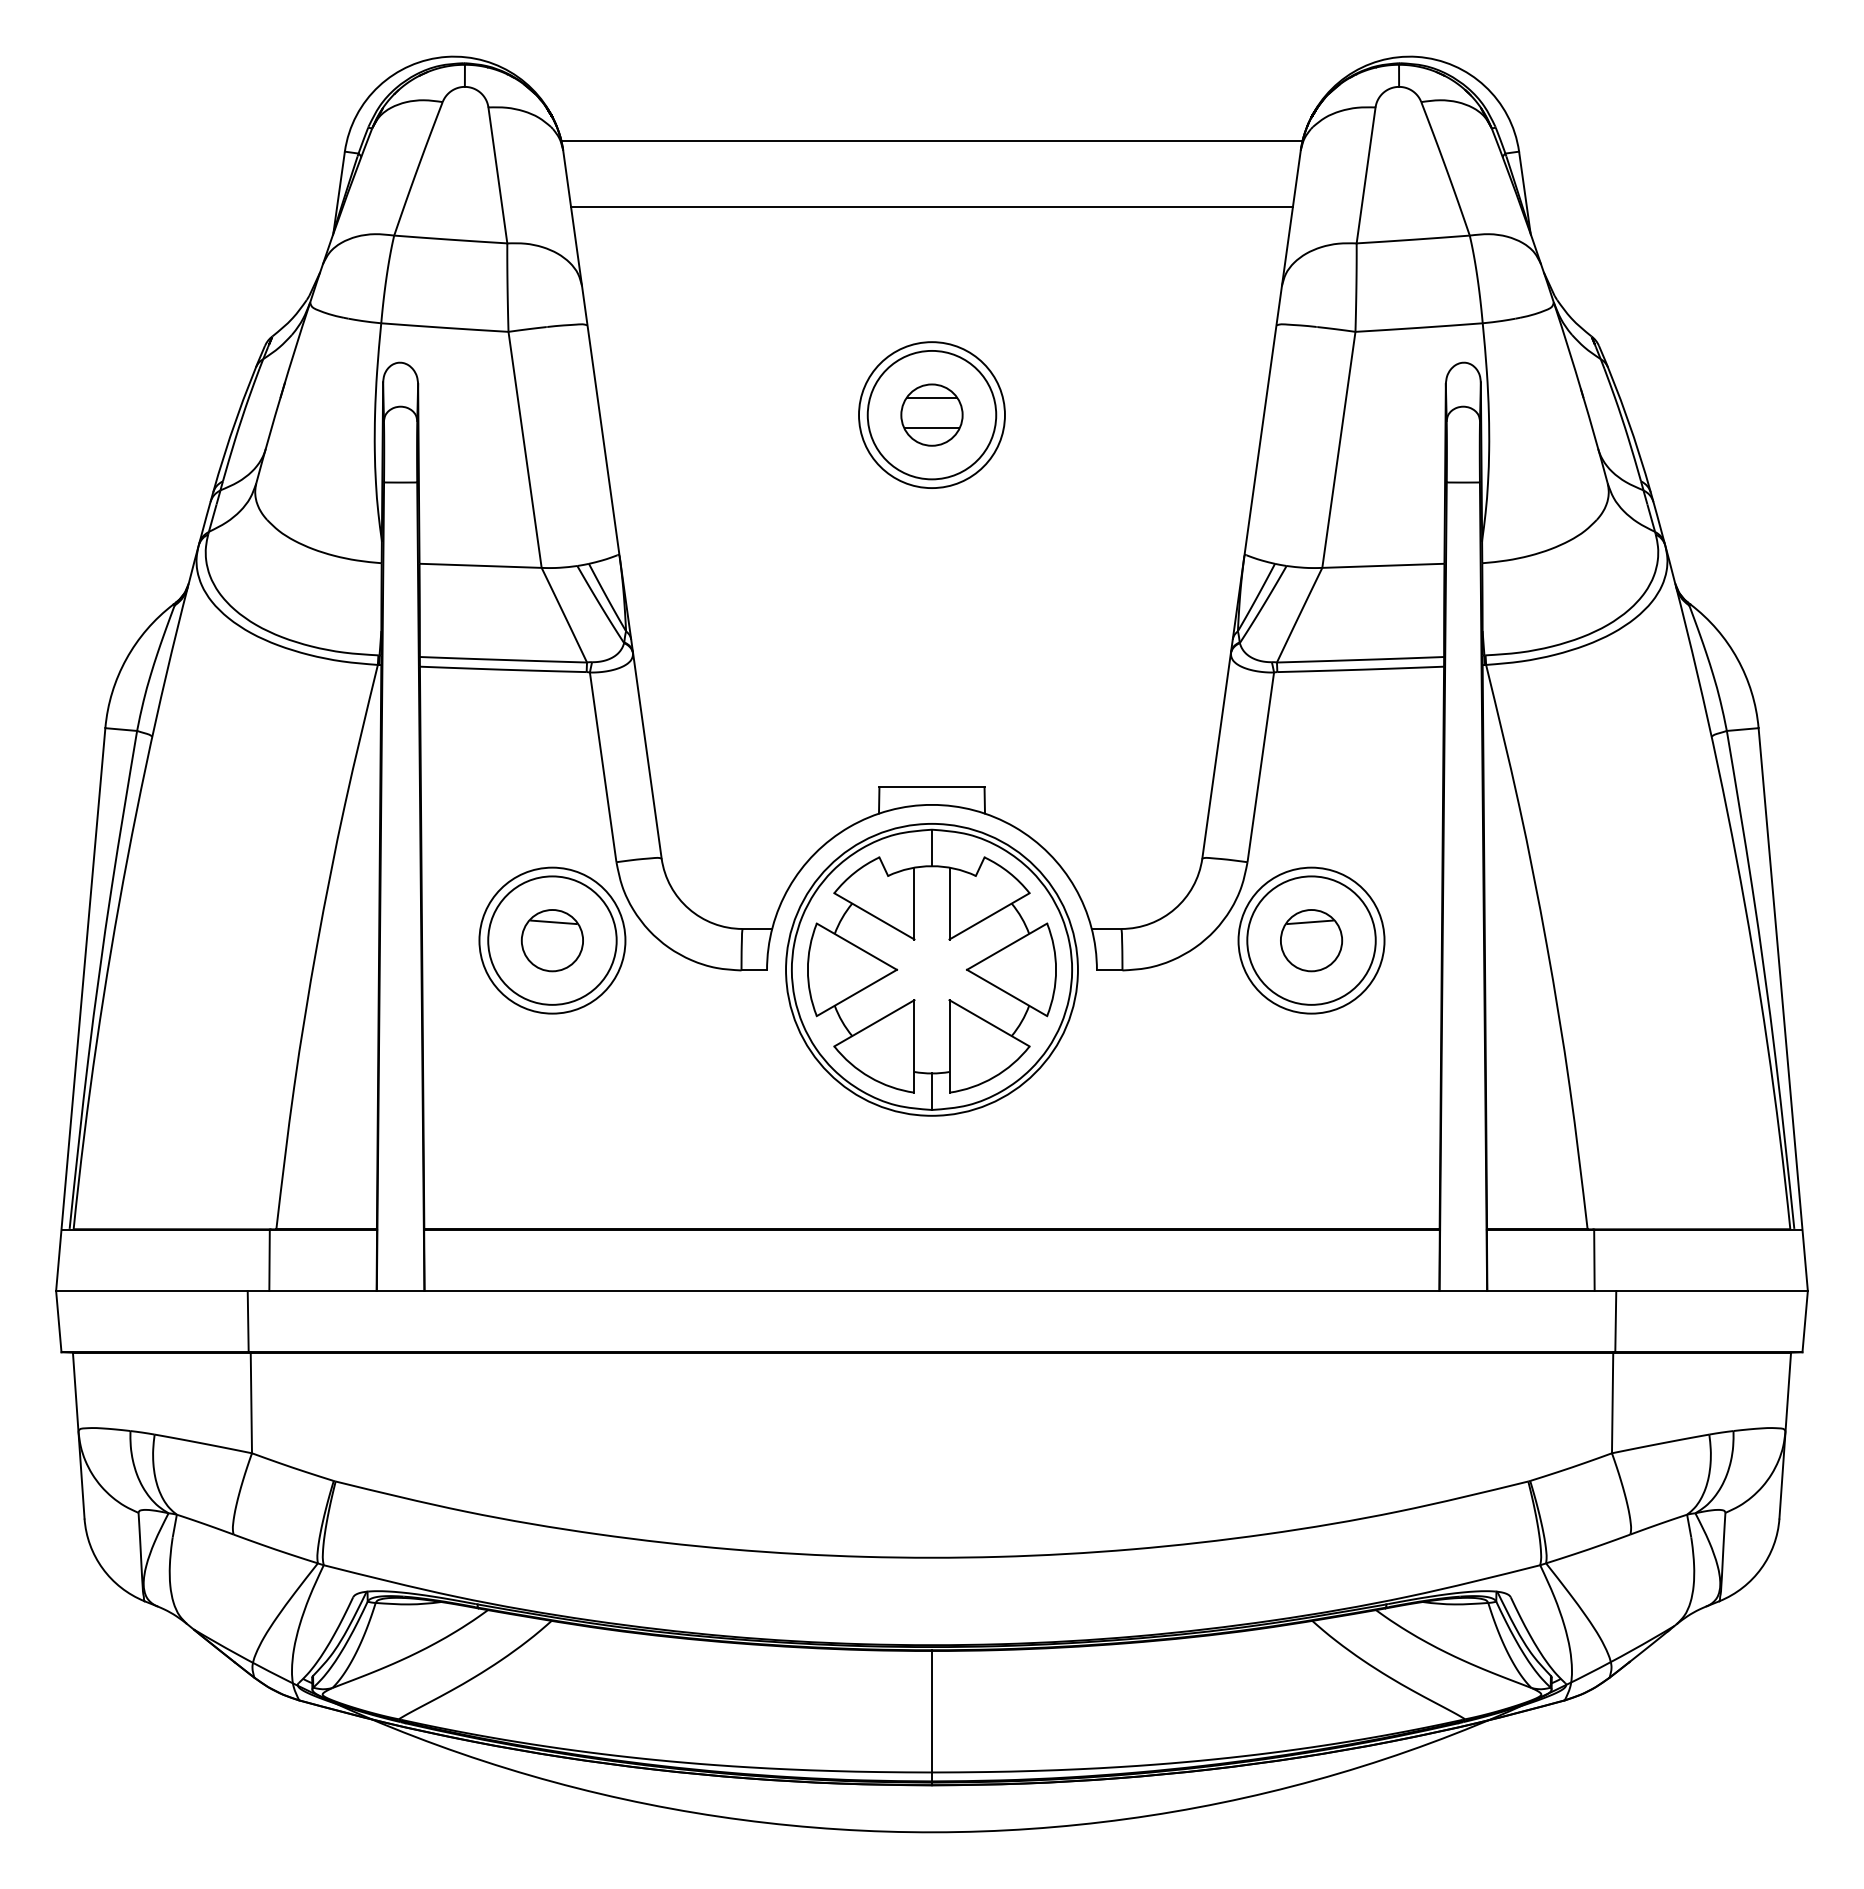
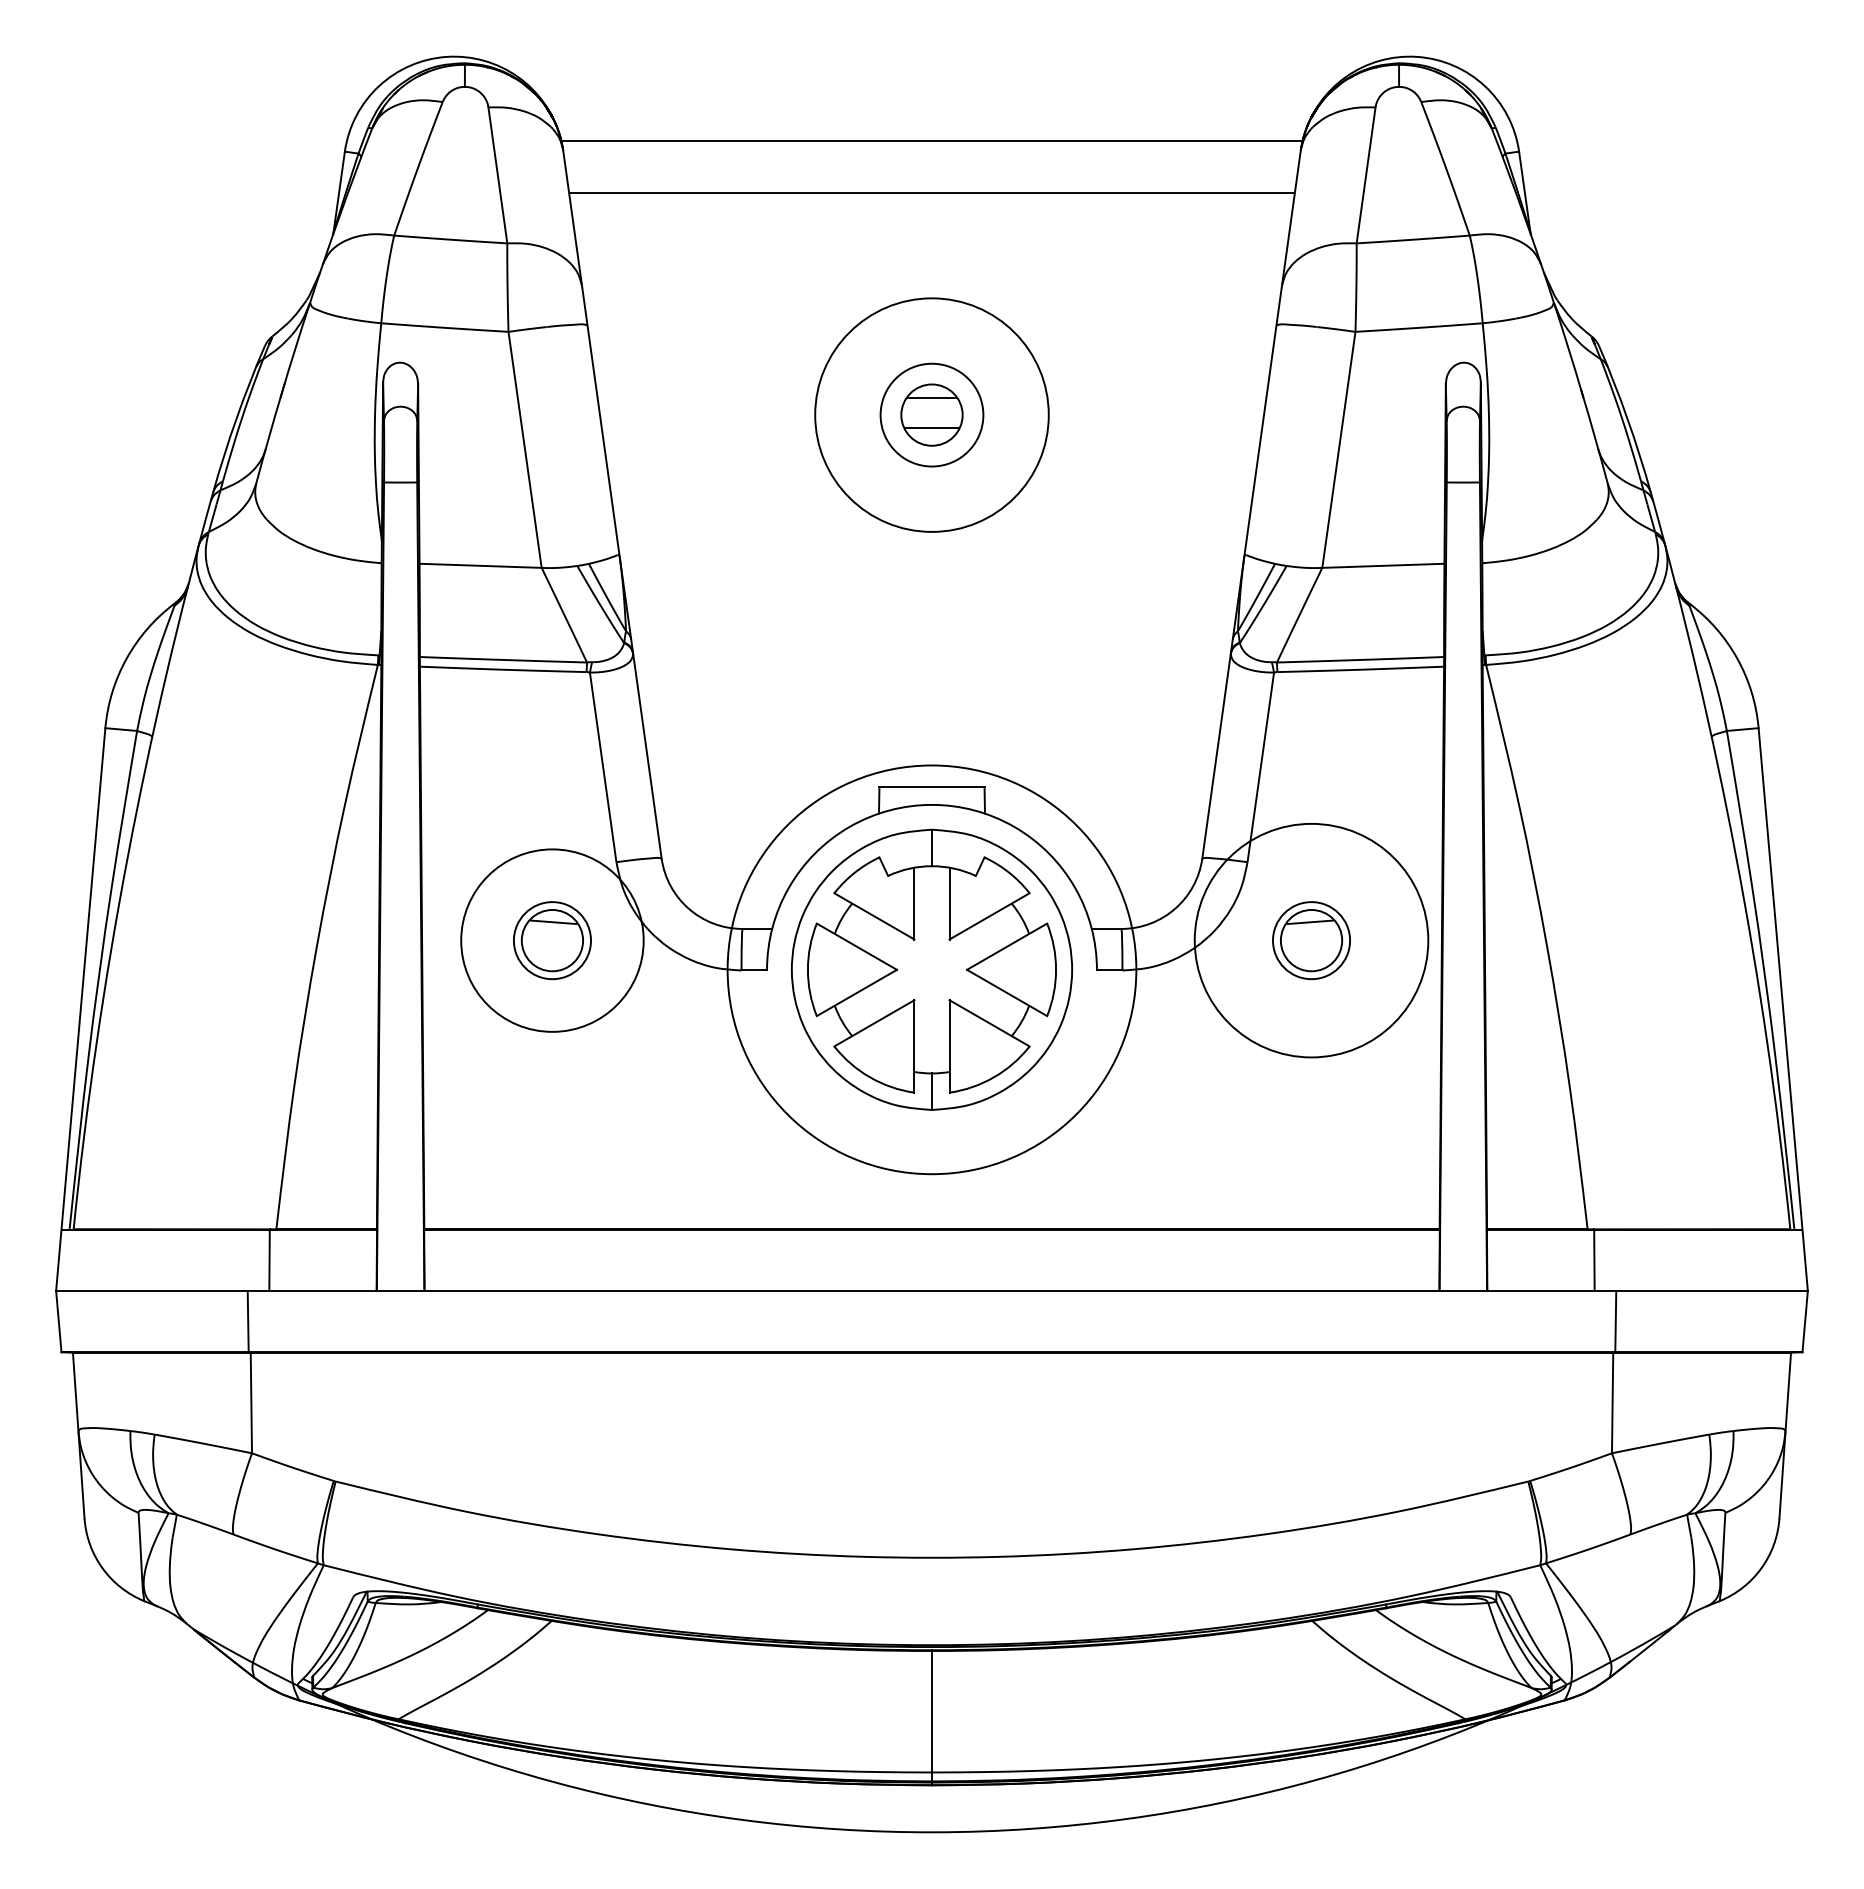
line position: (931, 207) -> (931, 193) (931, 193)
circle diameter: 128 px -> 103 px (931, 414)
circle diameter: 146 px -> 234 px (931, 414)
circle diameter: 128 px -> 77 px (552, 940)
circle diameter: 146 px -> 182 px (552, 940)
circle diameter: 128 px -> 77 px (1311, 940)
circle diameter: 146 px -> 234 px (1311, 940)
circle diameter: 292 px -> 409 px (931, 969)
